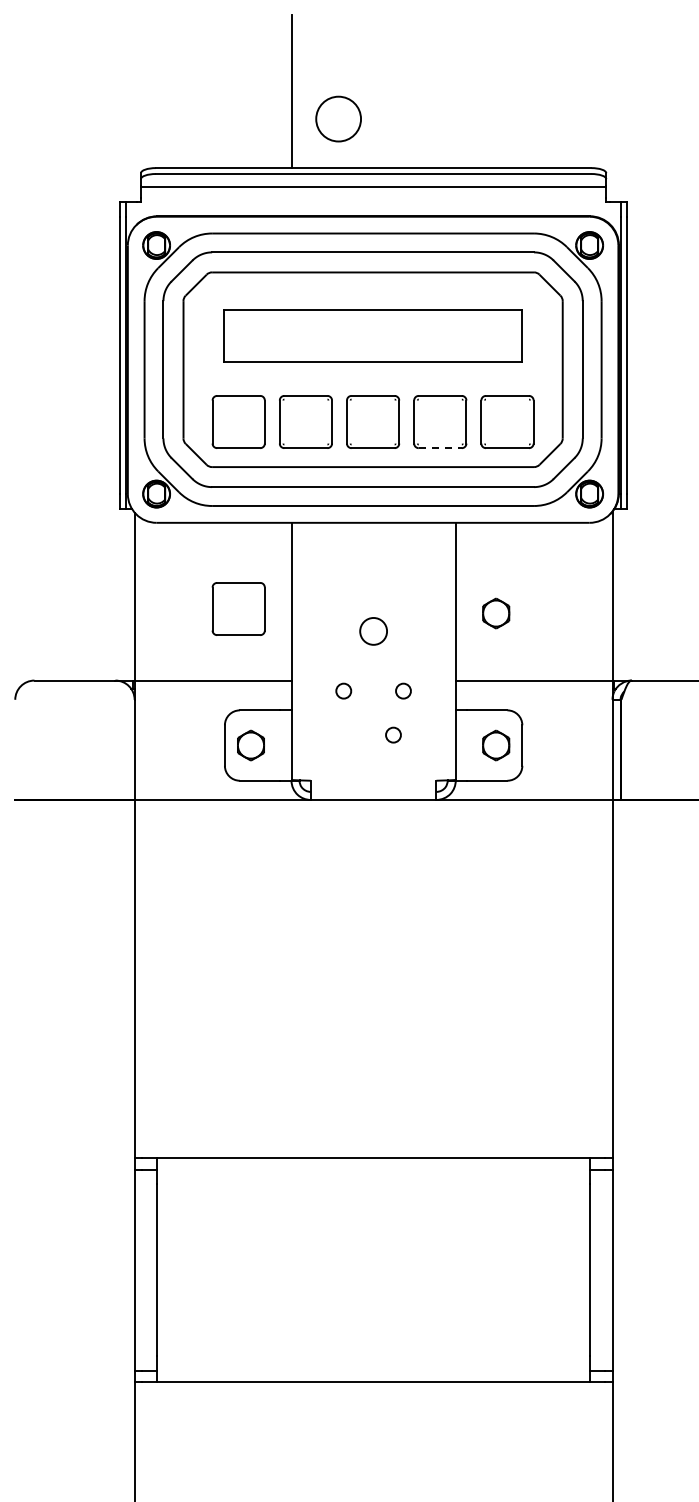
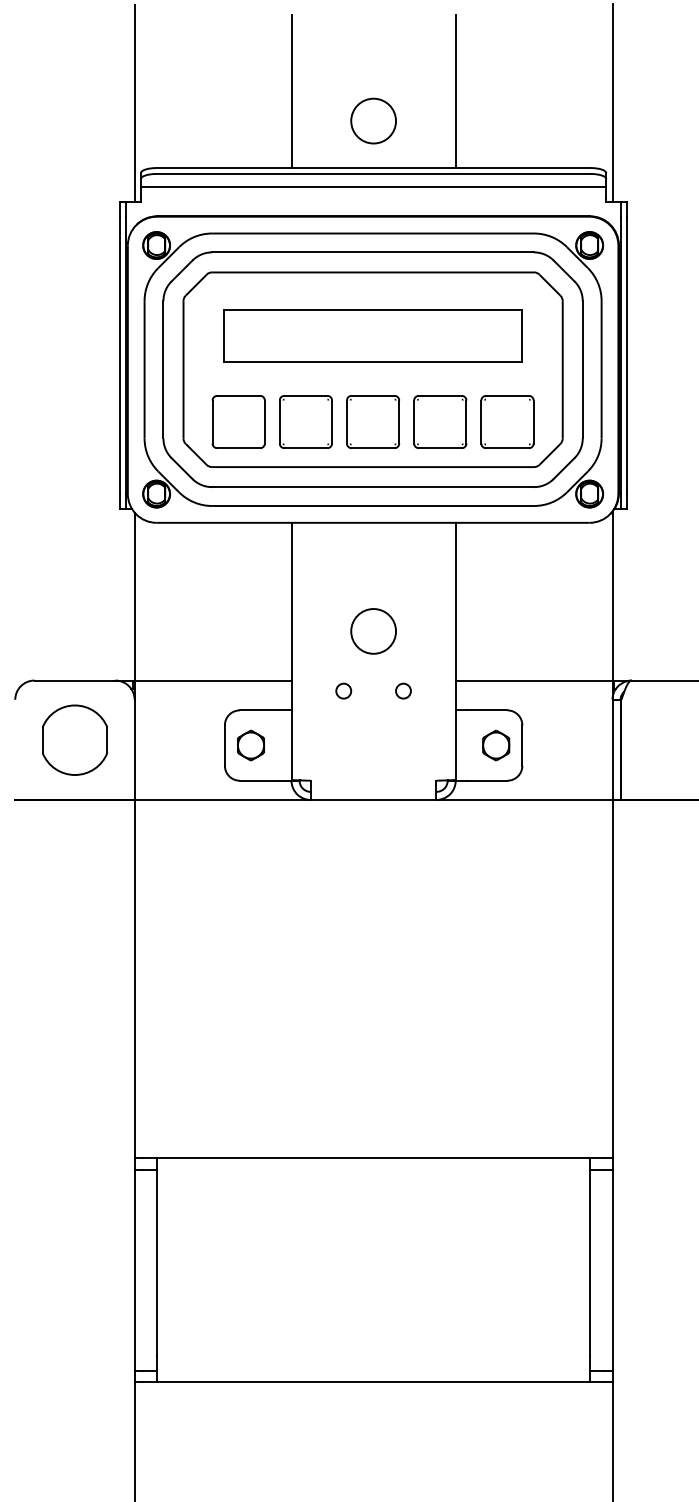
line: none -> present (455, 91)
line: none -> present (612, 102)
line: none -> present (134, 103)
circle position: (338, 118) -> (373, 120) (373, 120)
line: dashed -> solid (440, 448)
part: present -> none (238, 608)
part: present -> none (496, 613)
circle diameter: 27 px -> 45 px (373, 631)
circle: present -> none (393, 734)
part: none -> present (74, 739)
